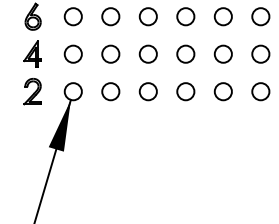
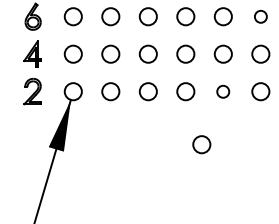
circle size: 20x20 px -> 14x14 px (260, 16)
circle size: 20x20 px -> 15x15 px (223, 91)
circle: none -> present (201, 144)
